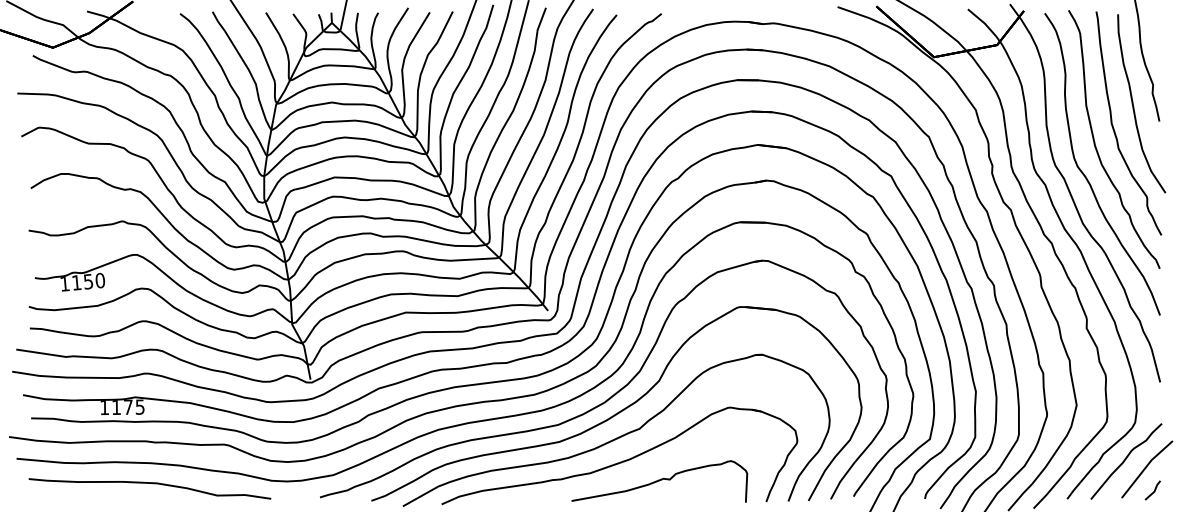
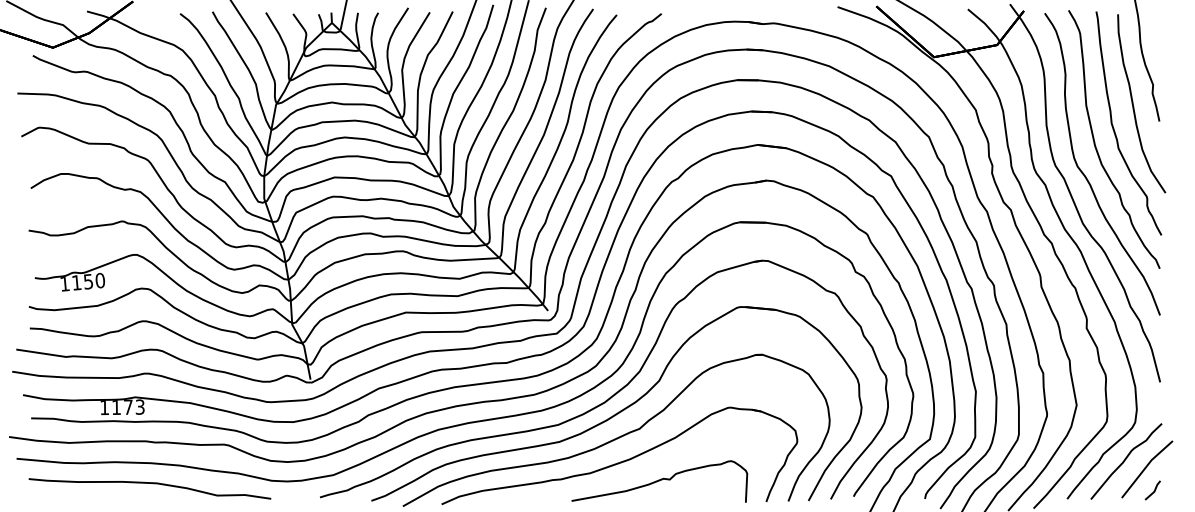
text: 1175 -> 1173 (140, 406)
